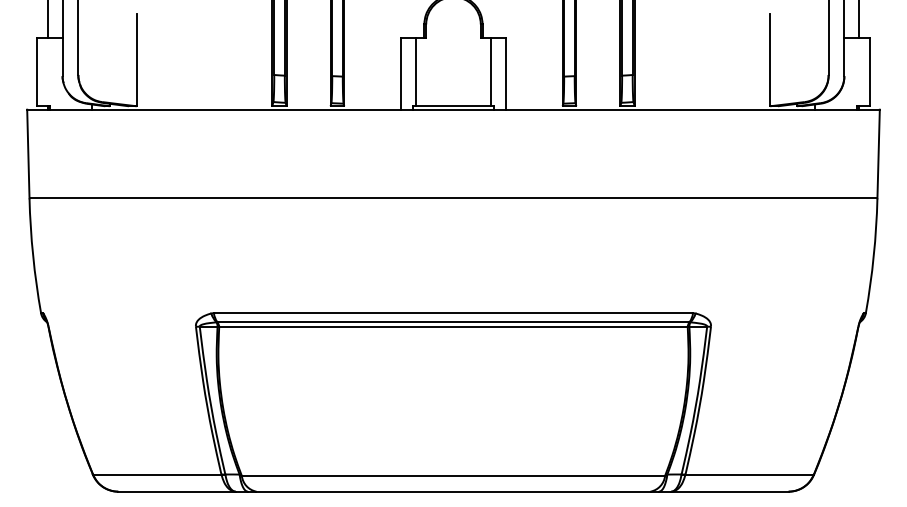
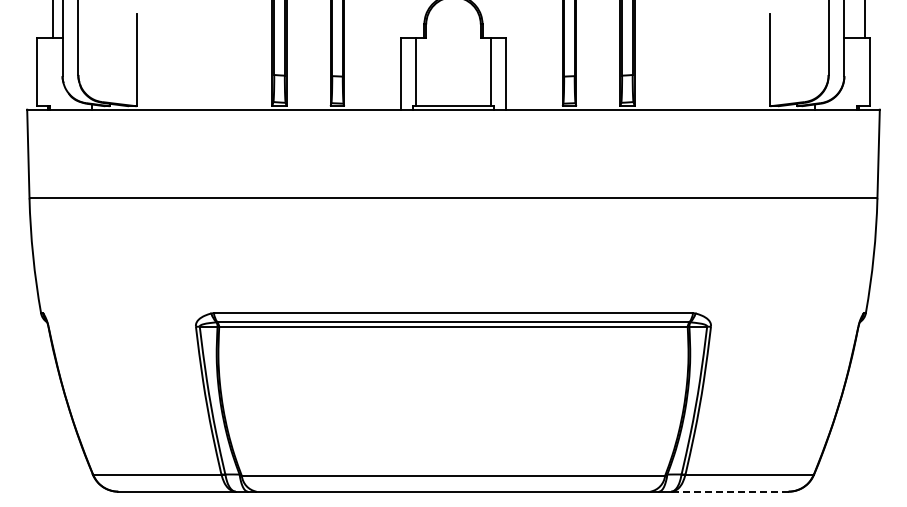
line position: (47, 20) -> (52, 20) (52, 20)
line position: (859, 20) -> (865, 20) (865, 20)
line: solid -> dashed (729, 491)
